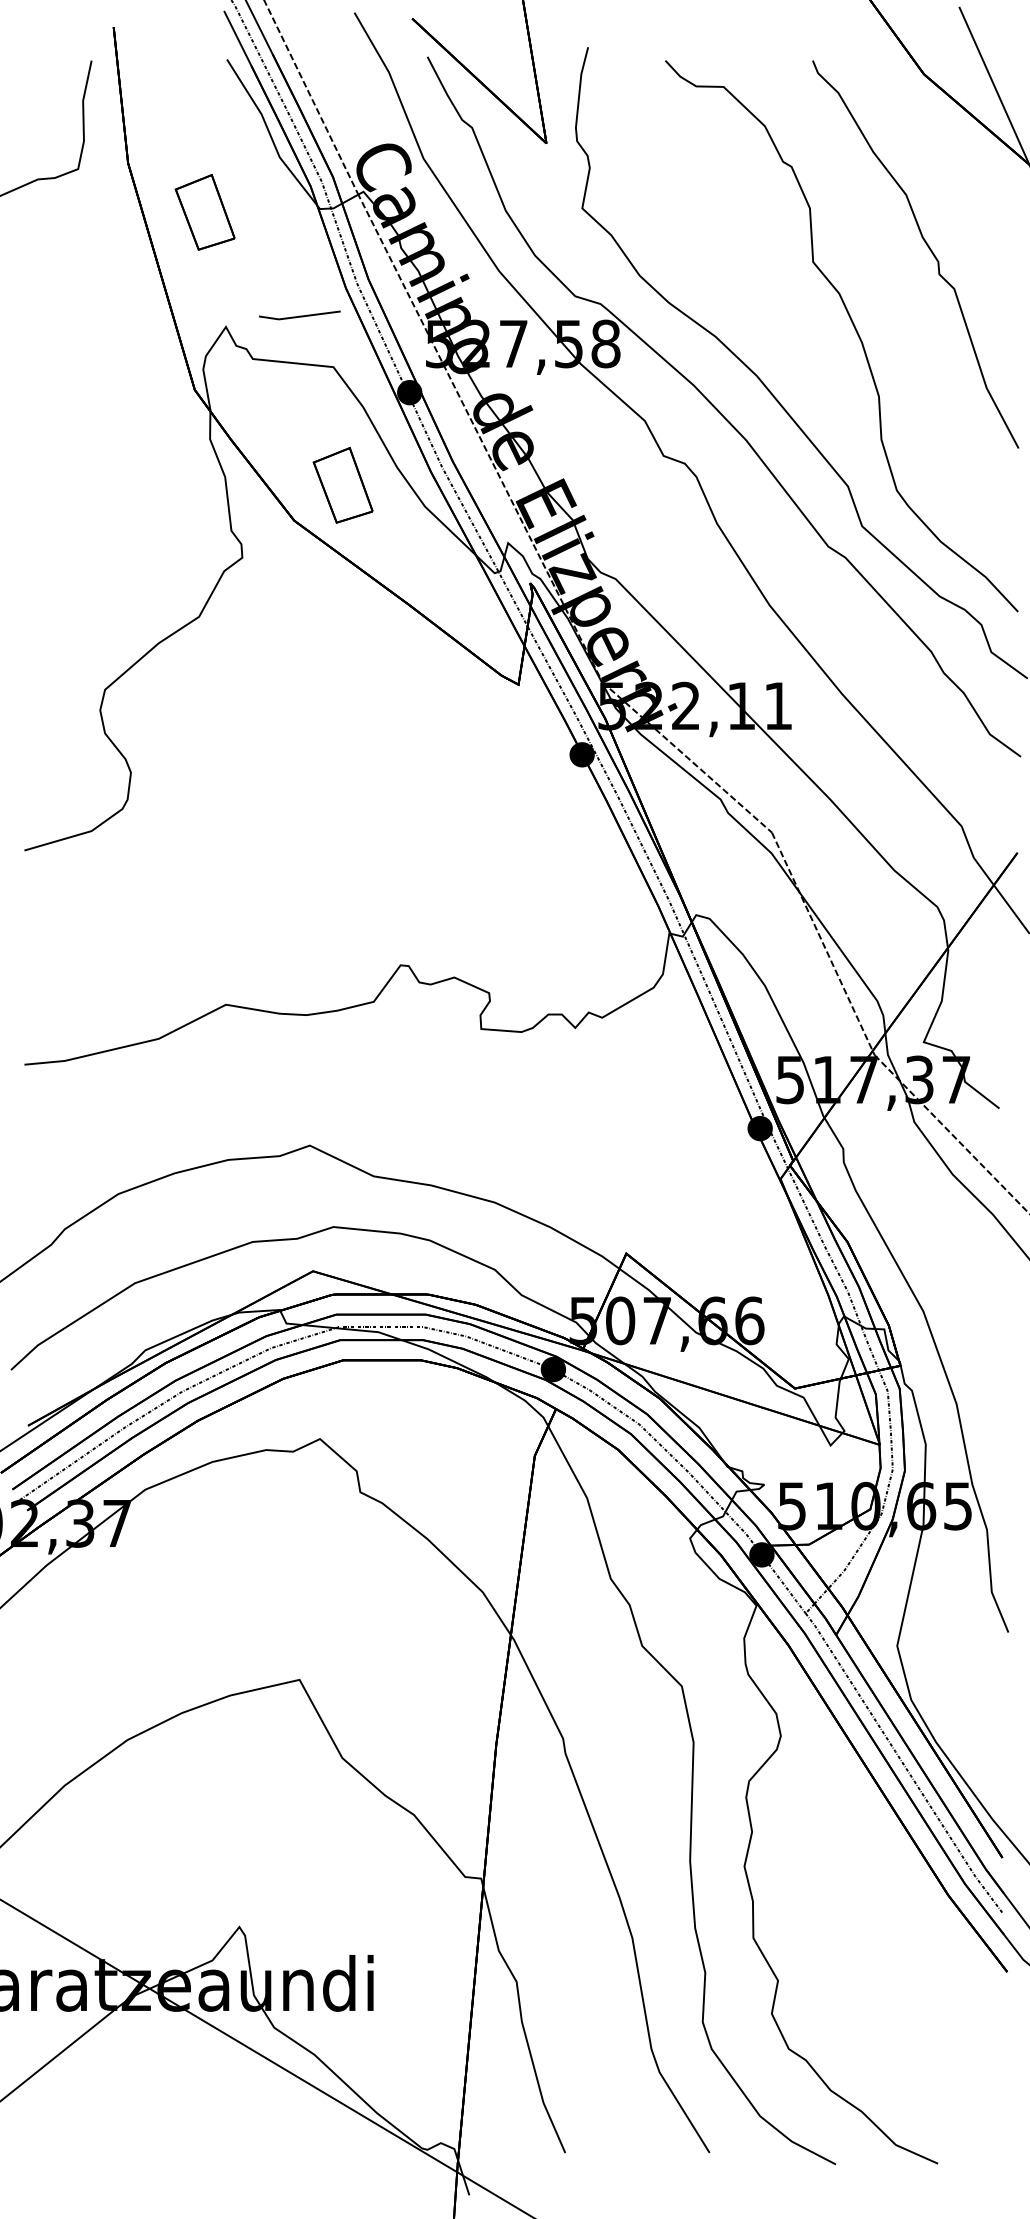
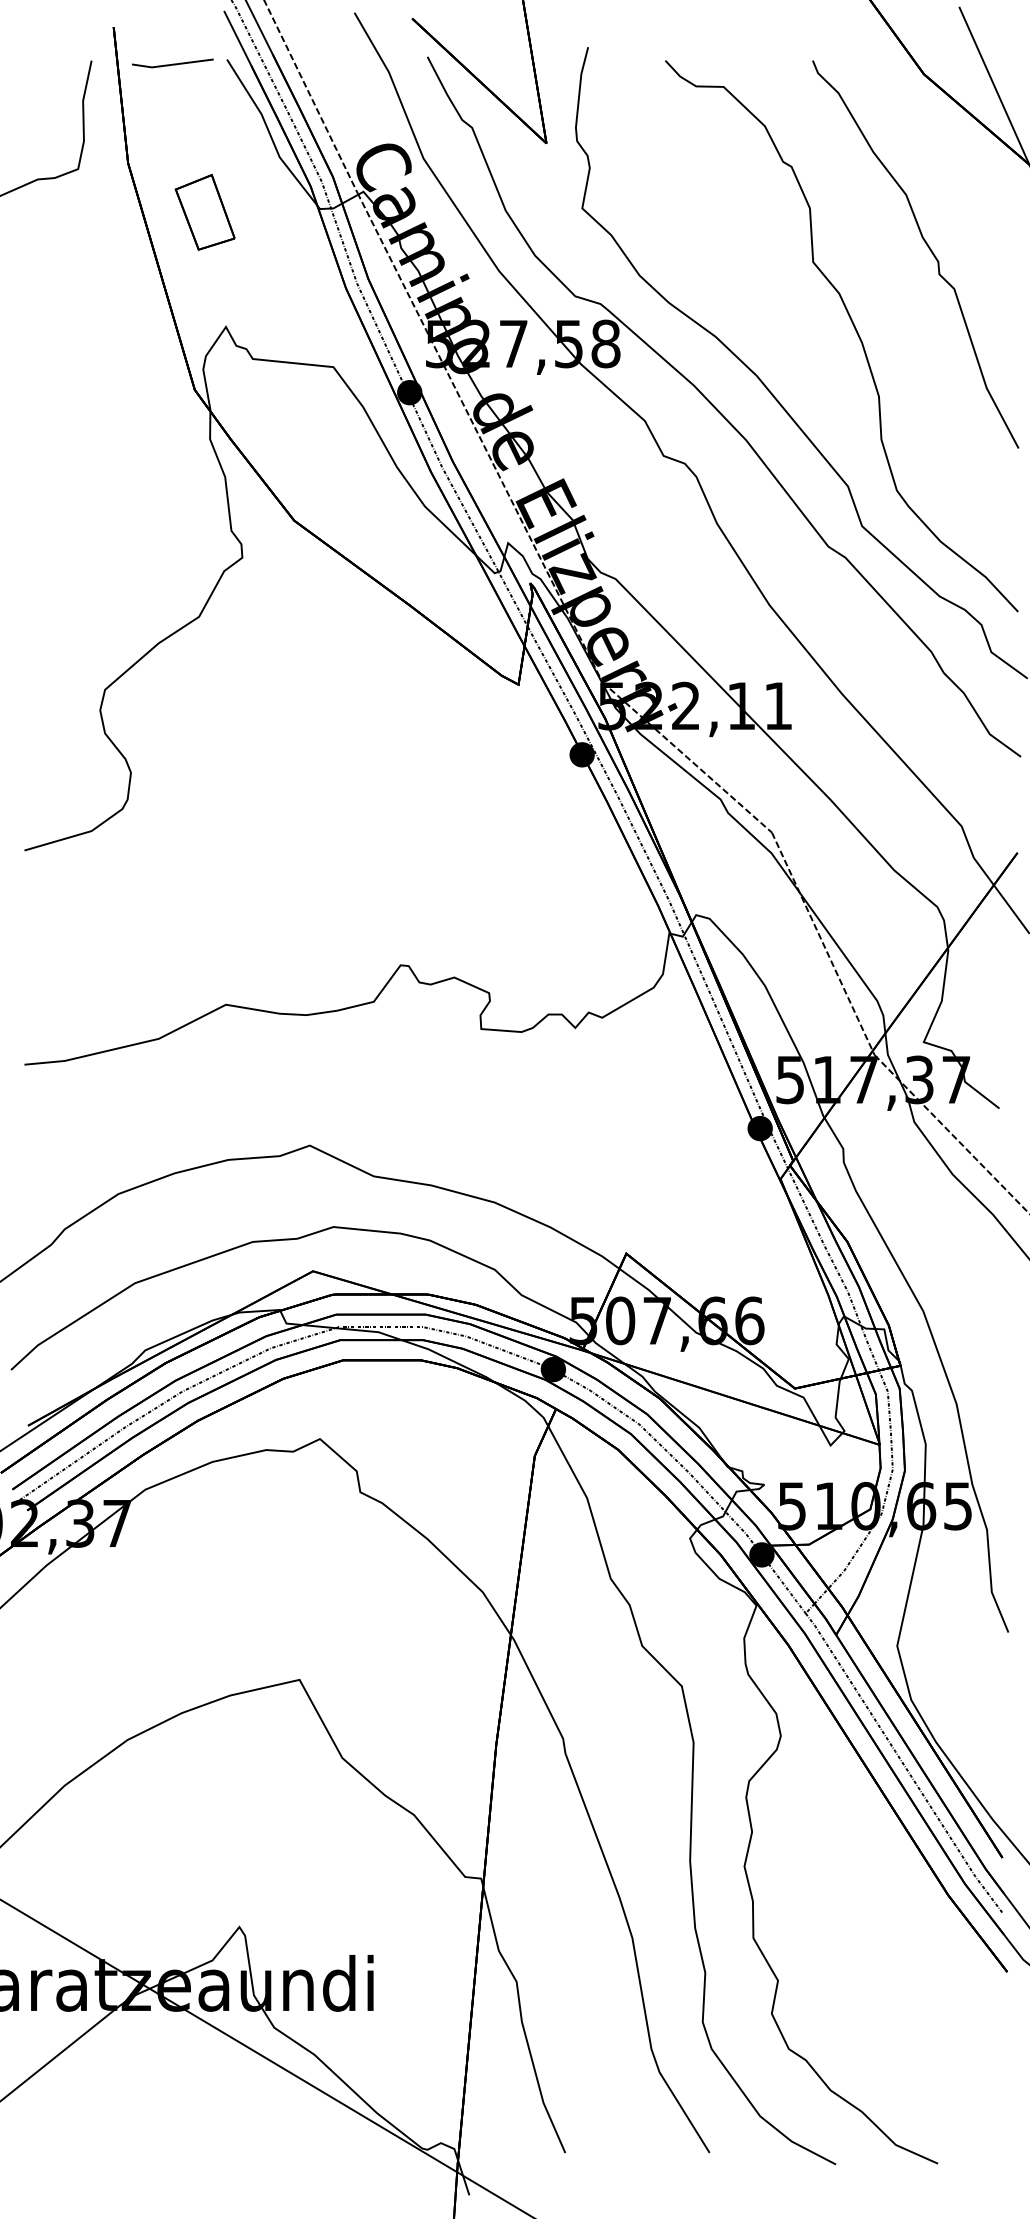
line position: (299, 315) -> (172, 63) (172, 63)
part: present -> none (342, 485)
